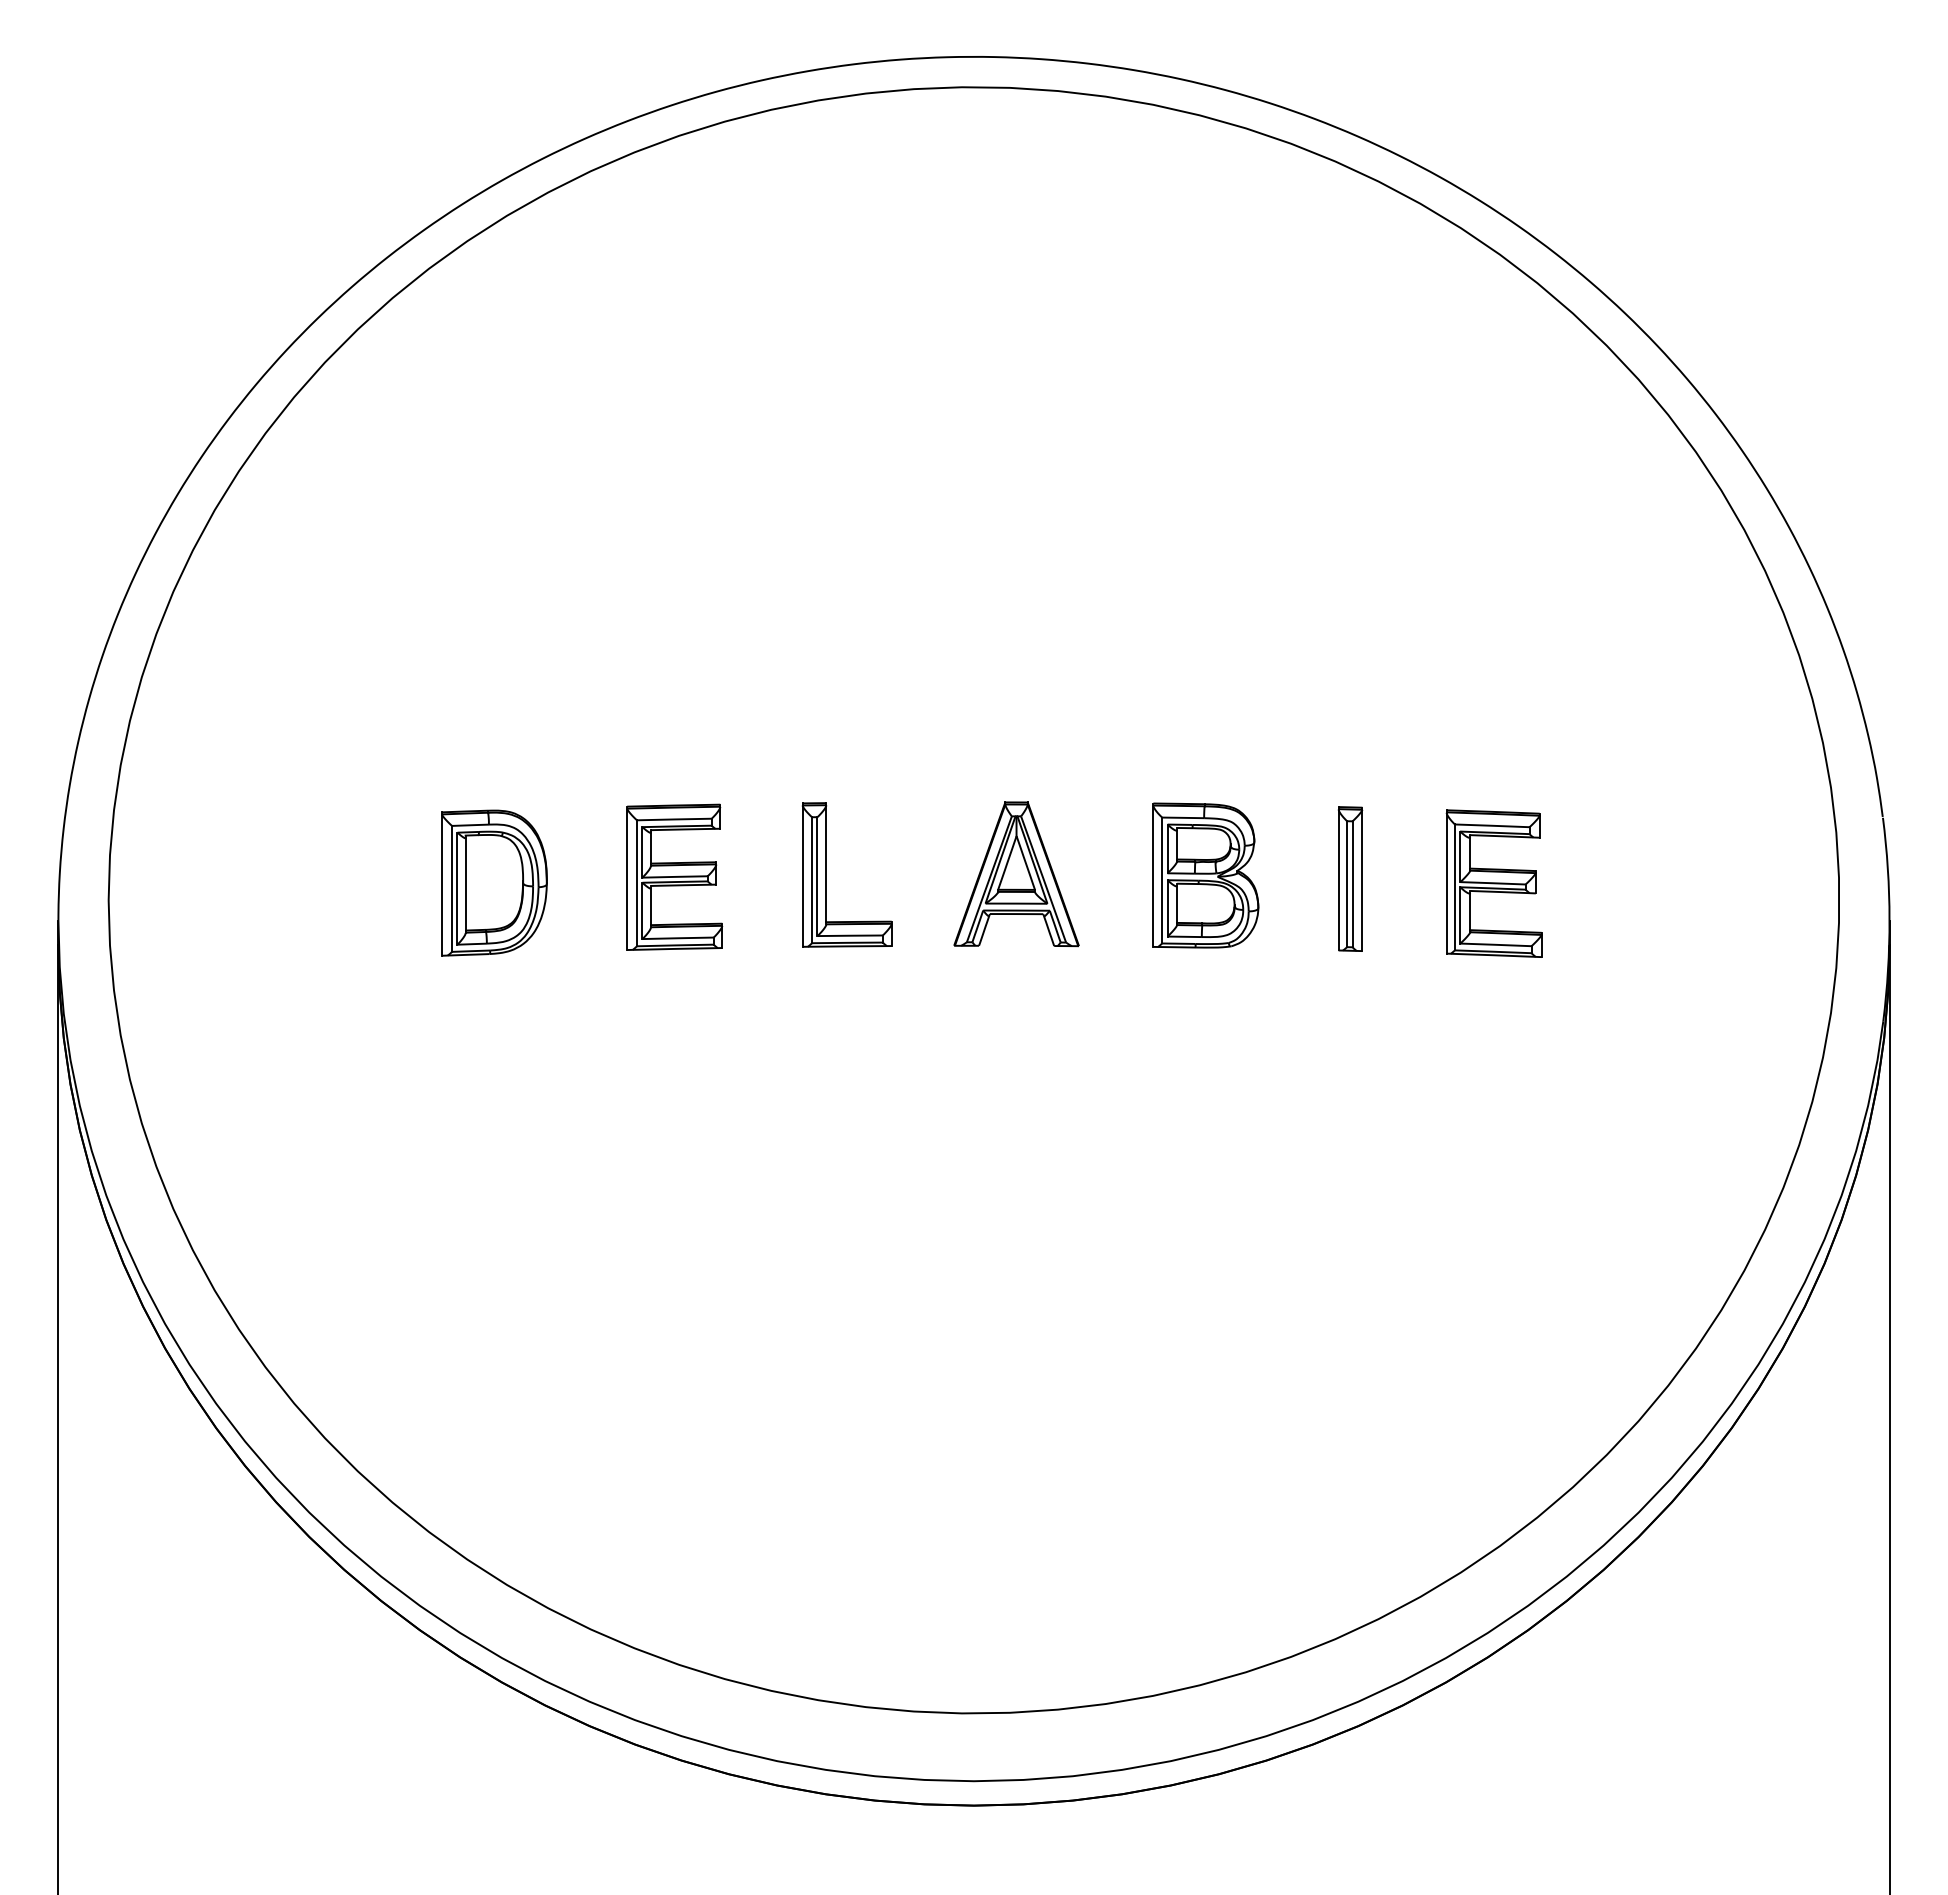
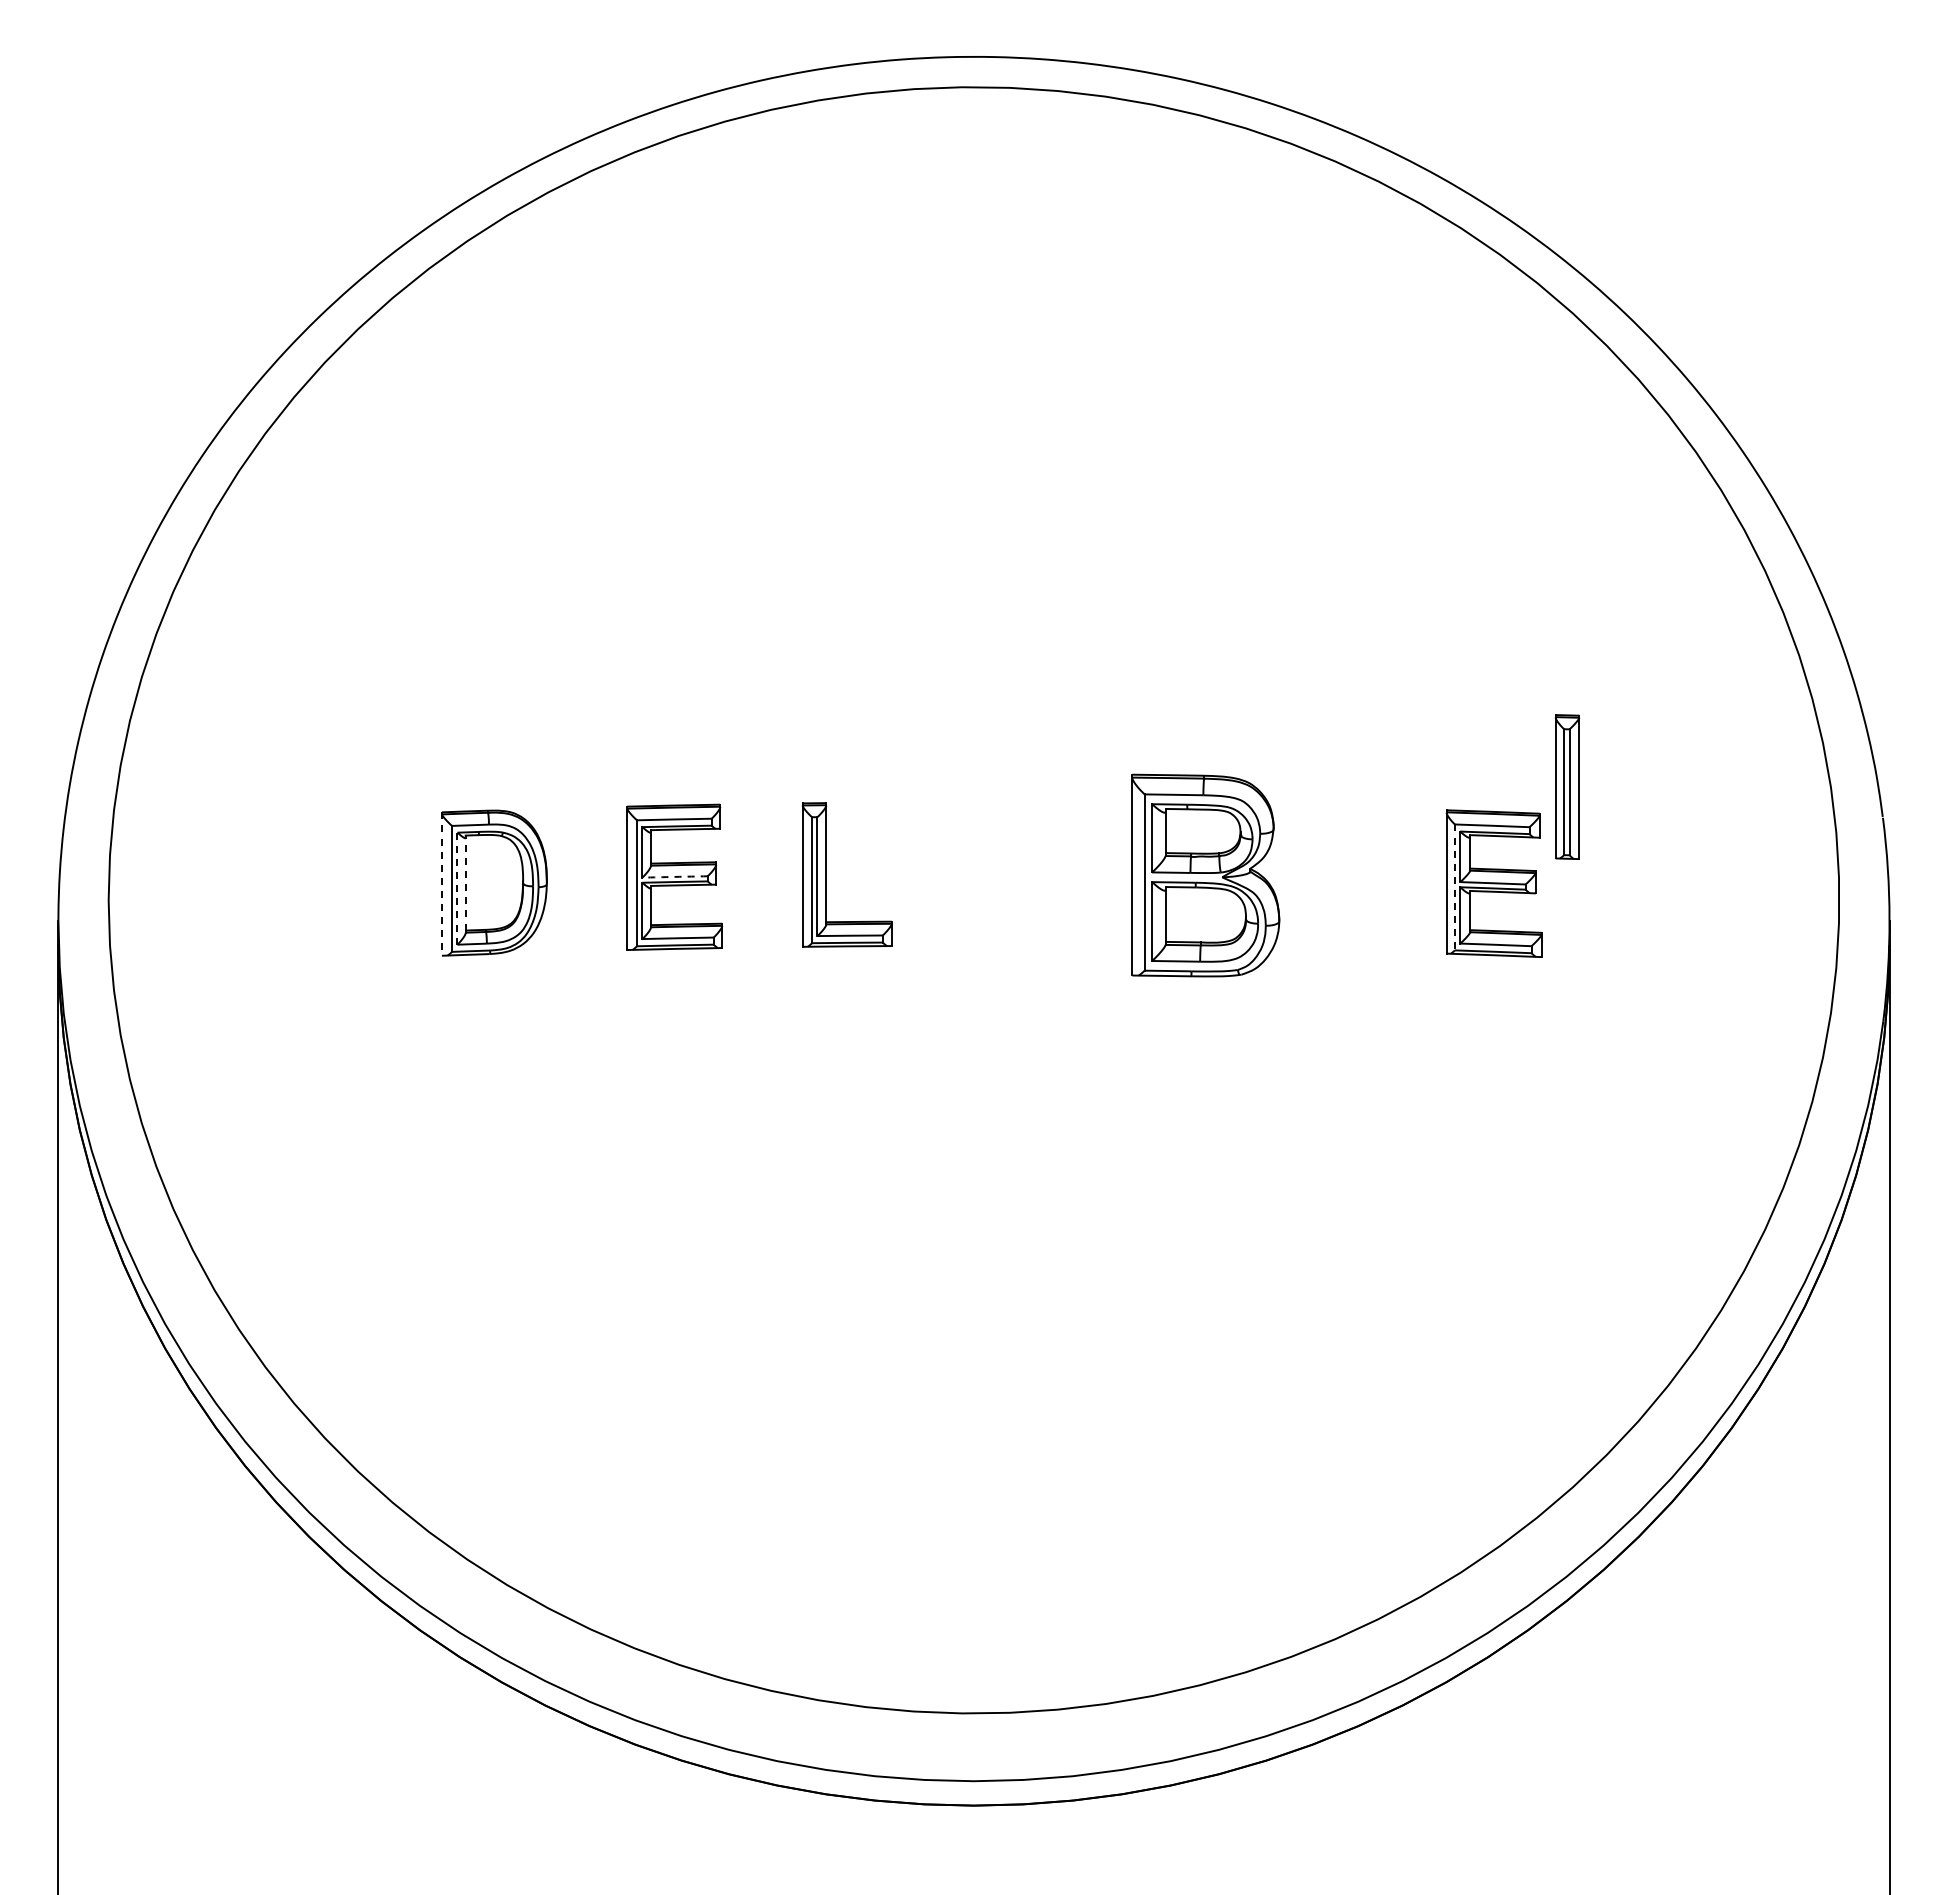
part: present -> none (1016, 874)
part size: 108x147 px -> 150x205 px (1205, 875)
arc: solid -> dashed (675, 876)
part position: (1350, 878) -> (1567, 786) (1567, 786)
line: solid -> dashed (465, 882)
line: solid -> dashed (441, 884)
line: solid -> dashed (1454, 887)
line: solid -> dashed (457, 888)
